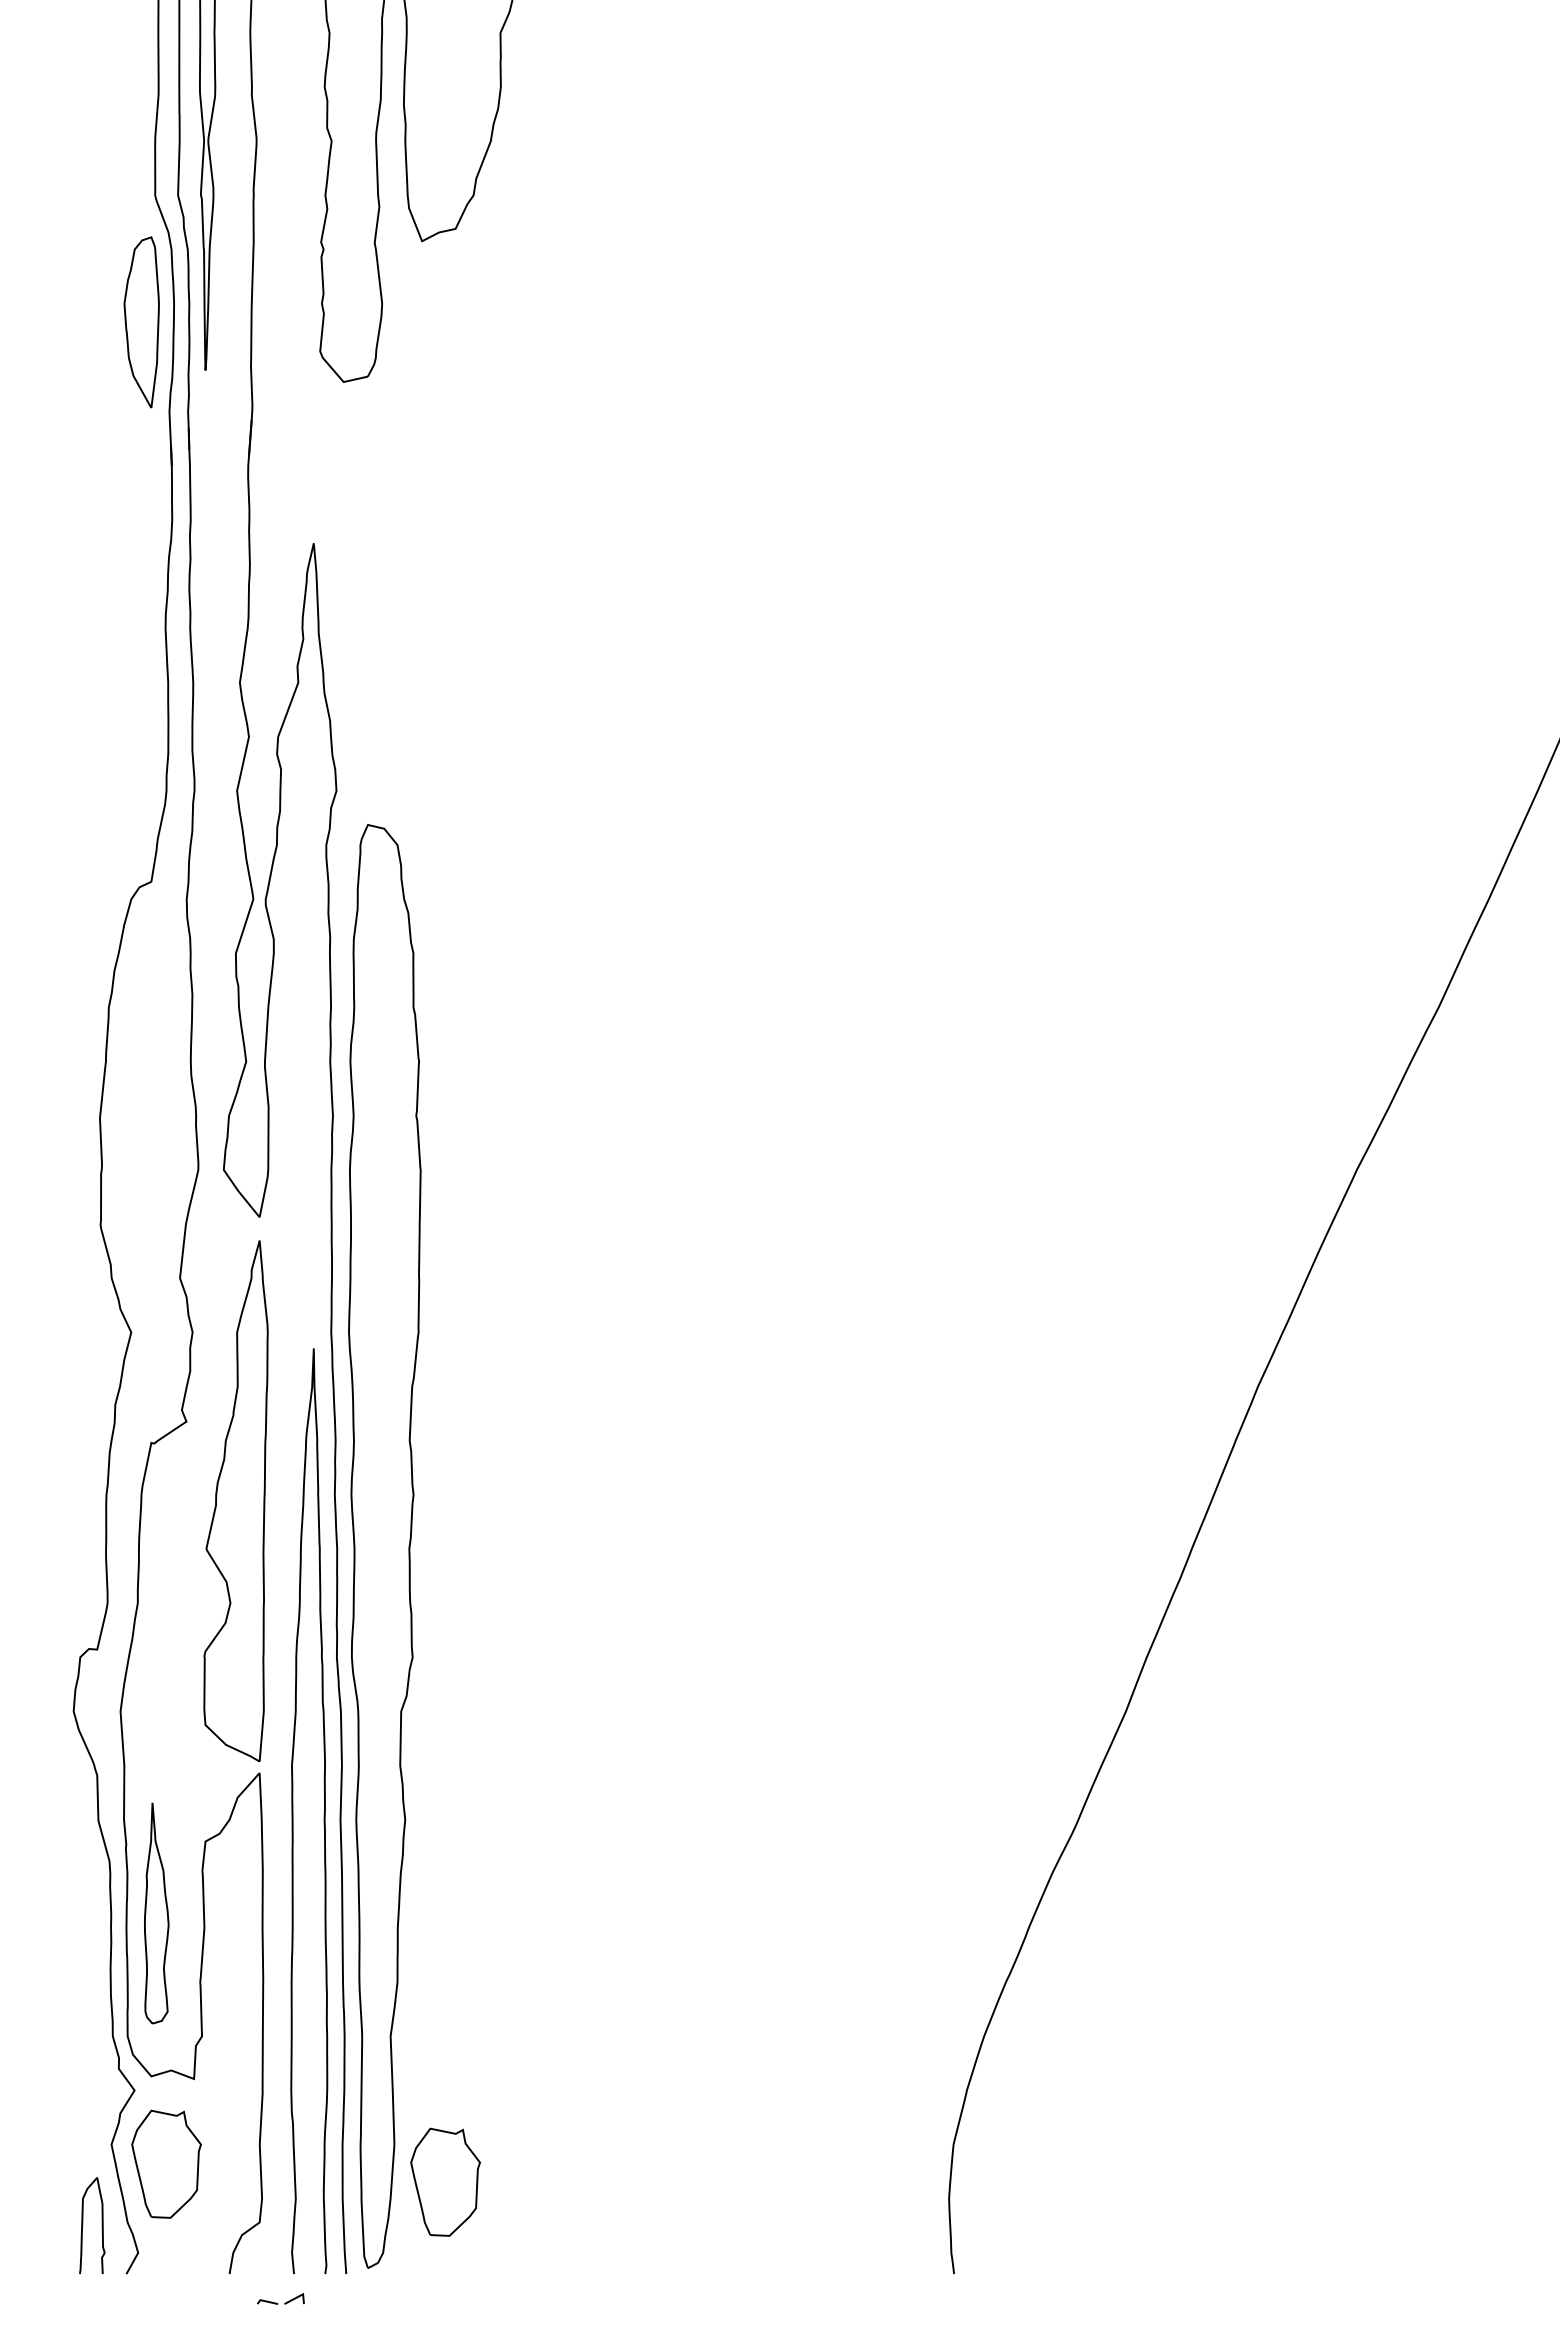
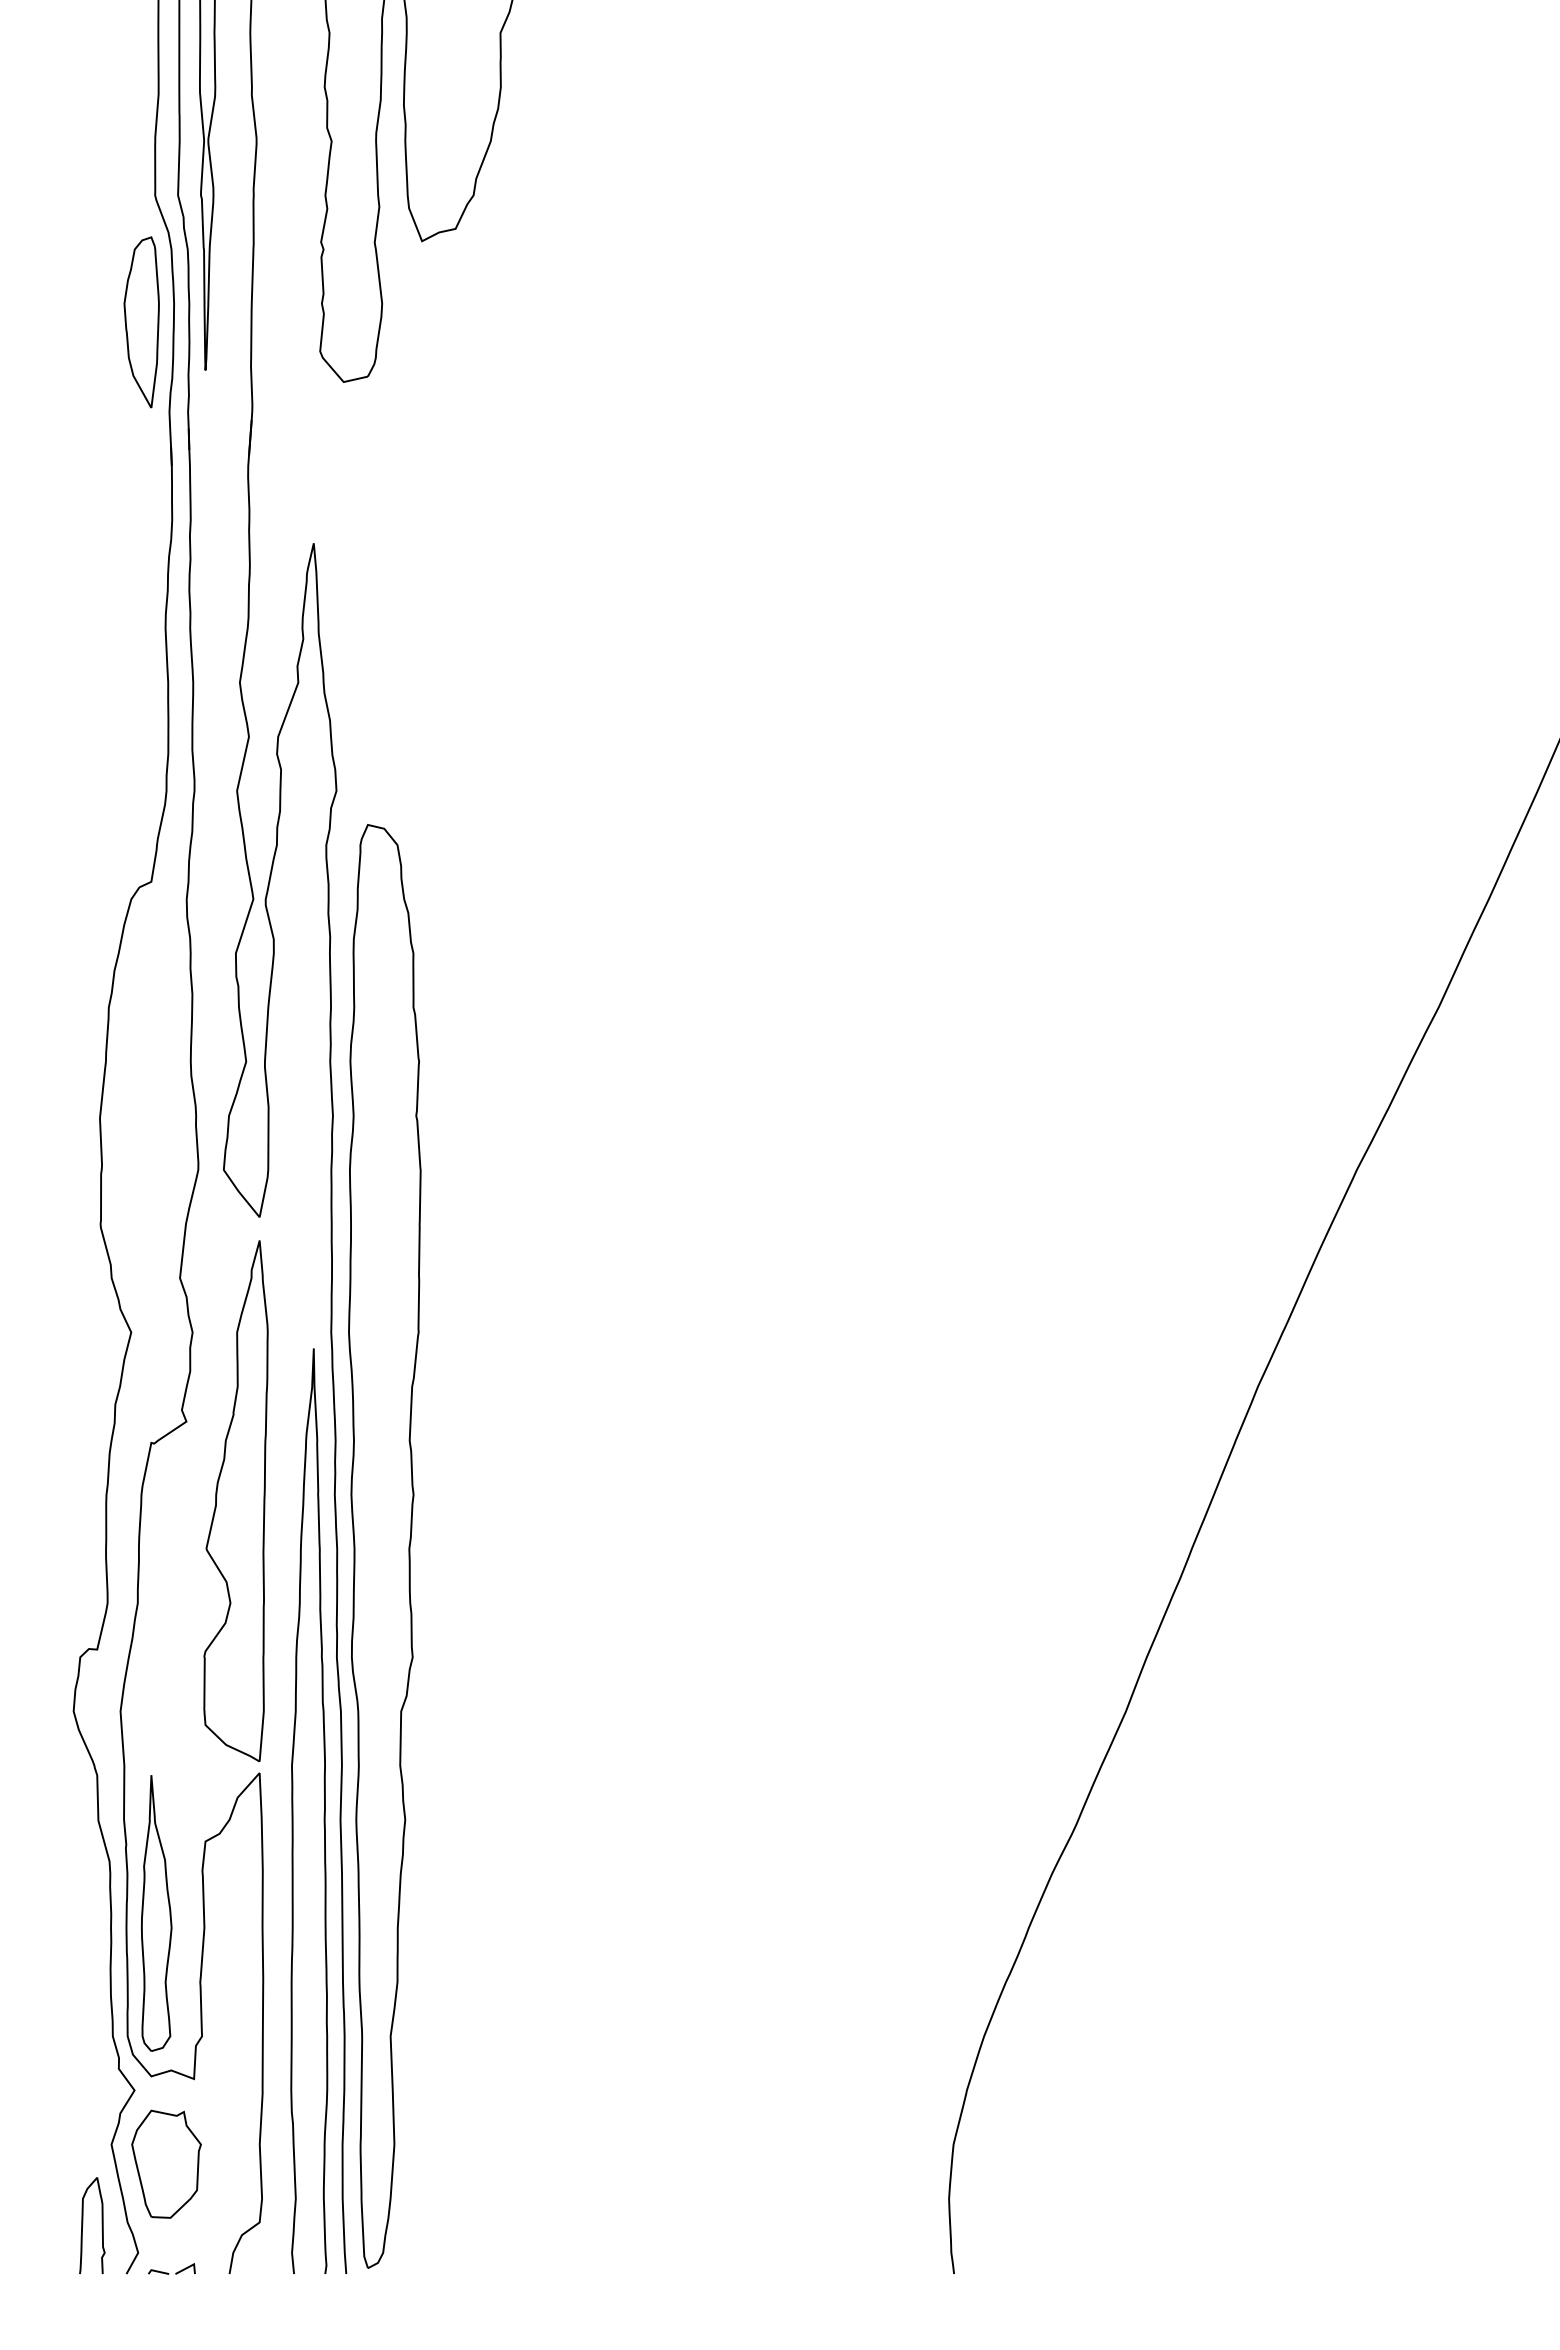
part size: 26x223 px -> 32x277 px (156, 1913)
part: present -> none (445, 2181)
part position: (280, 2298) -> (171, 2268) (171, 2268)
